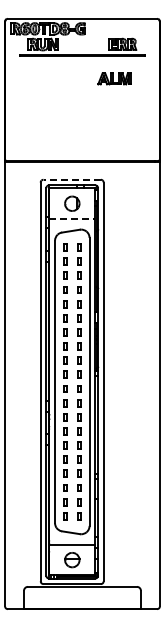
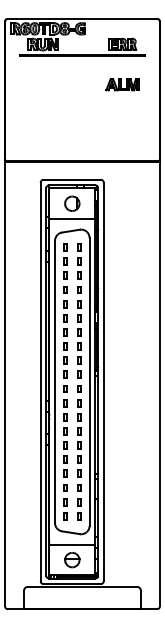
part position: (114, 78) -> (122, 84) (122, 84)
line: dashed -> solid (72, 179)
line: dashed -> solid (72, 219)
